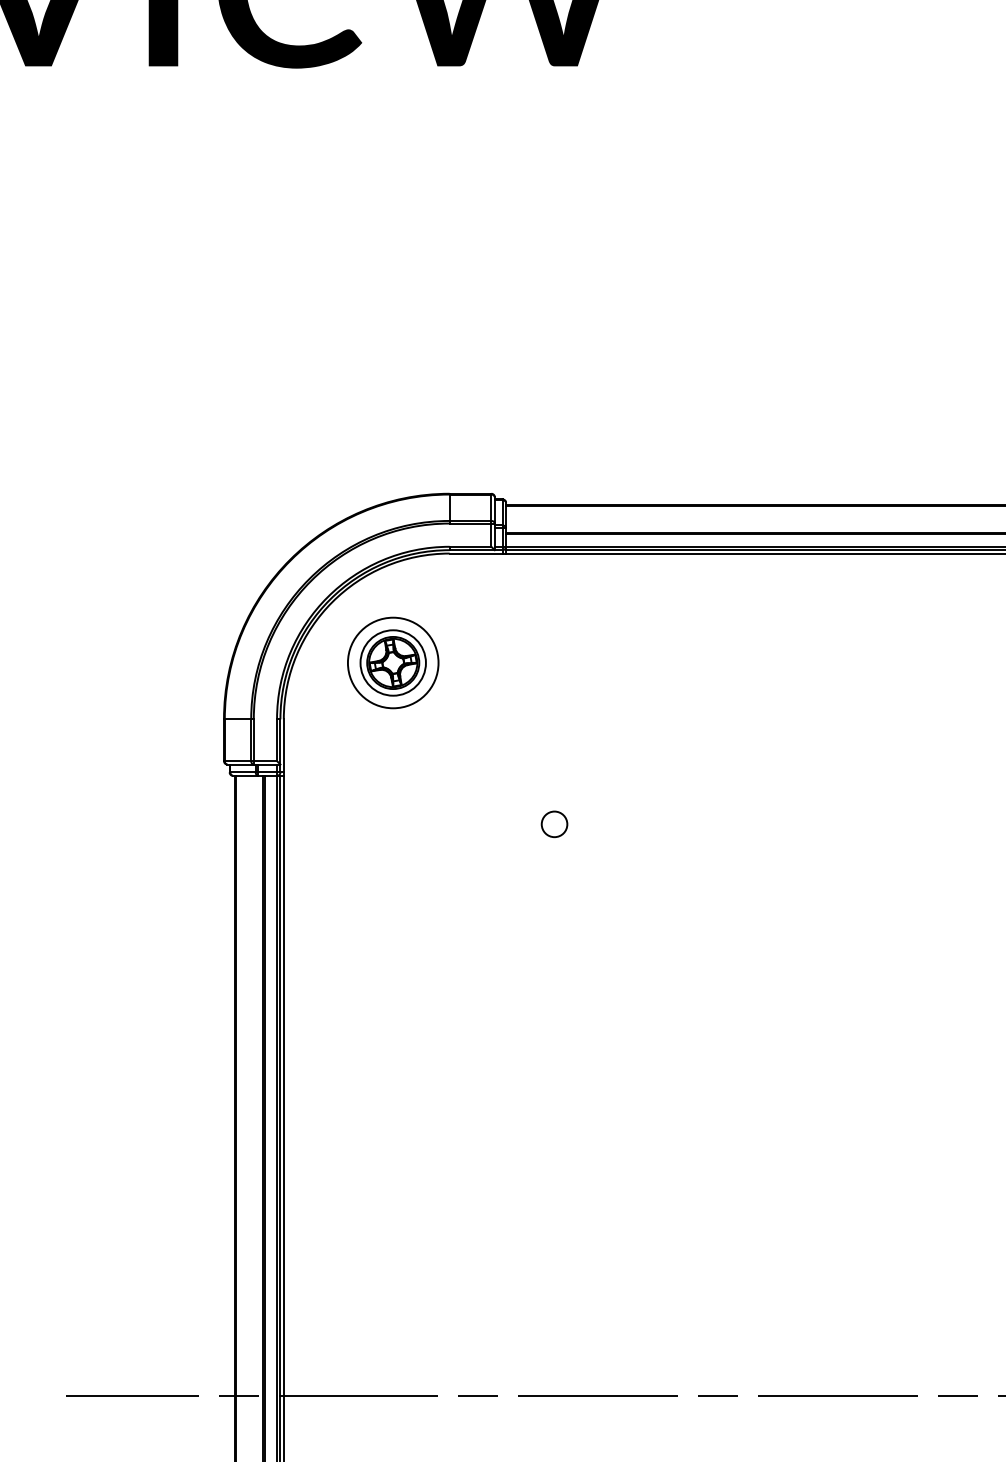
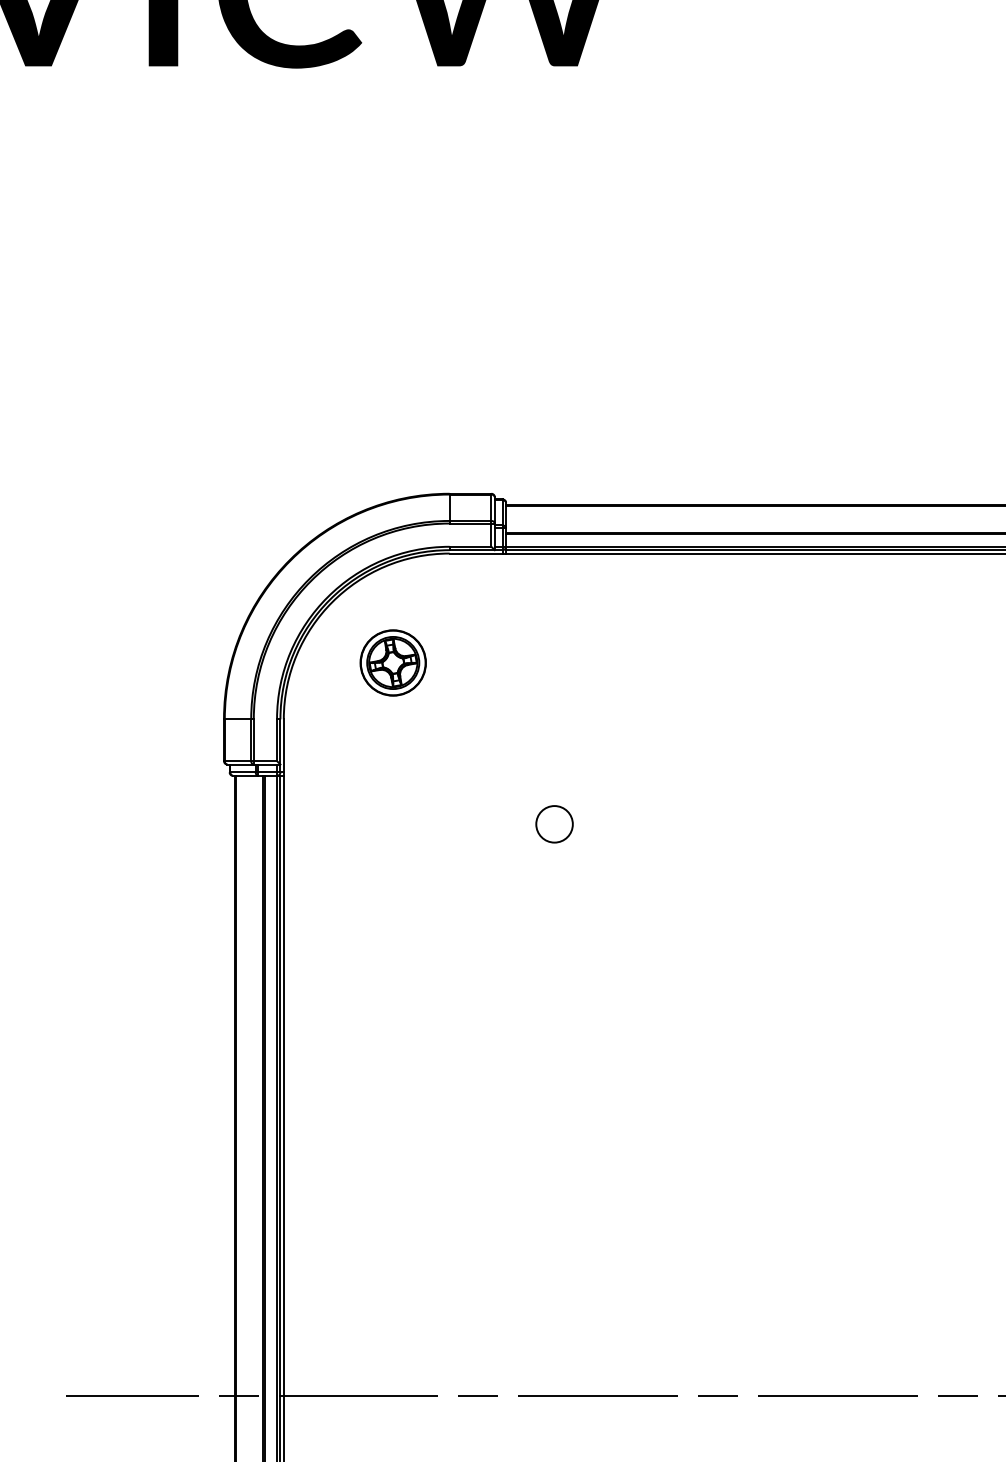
circle diameter: 91 px -> 65 px (392, 662)
circle size: 29x29 px -> 39x39 px (554, 824)
